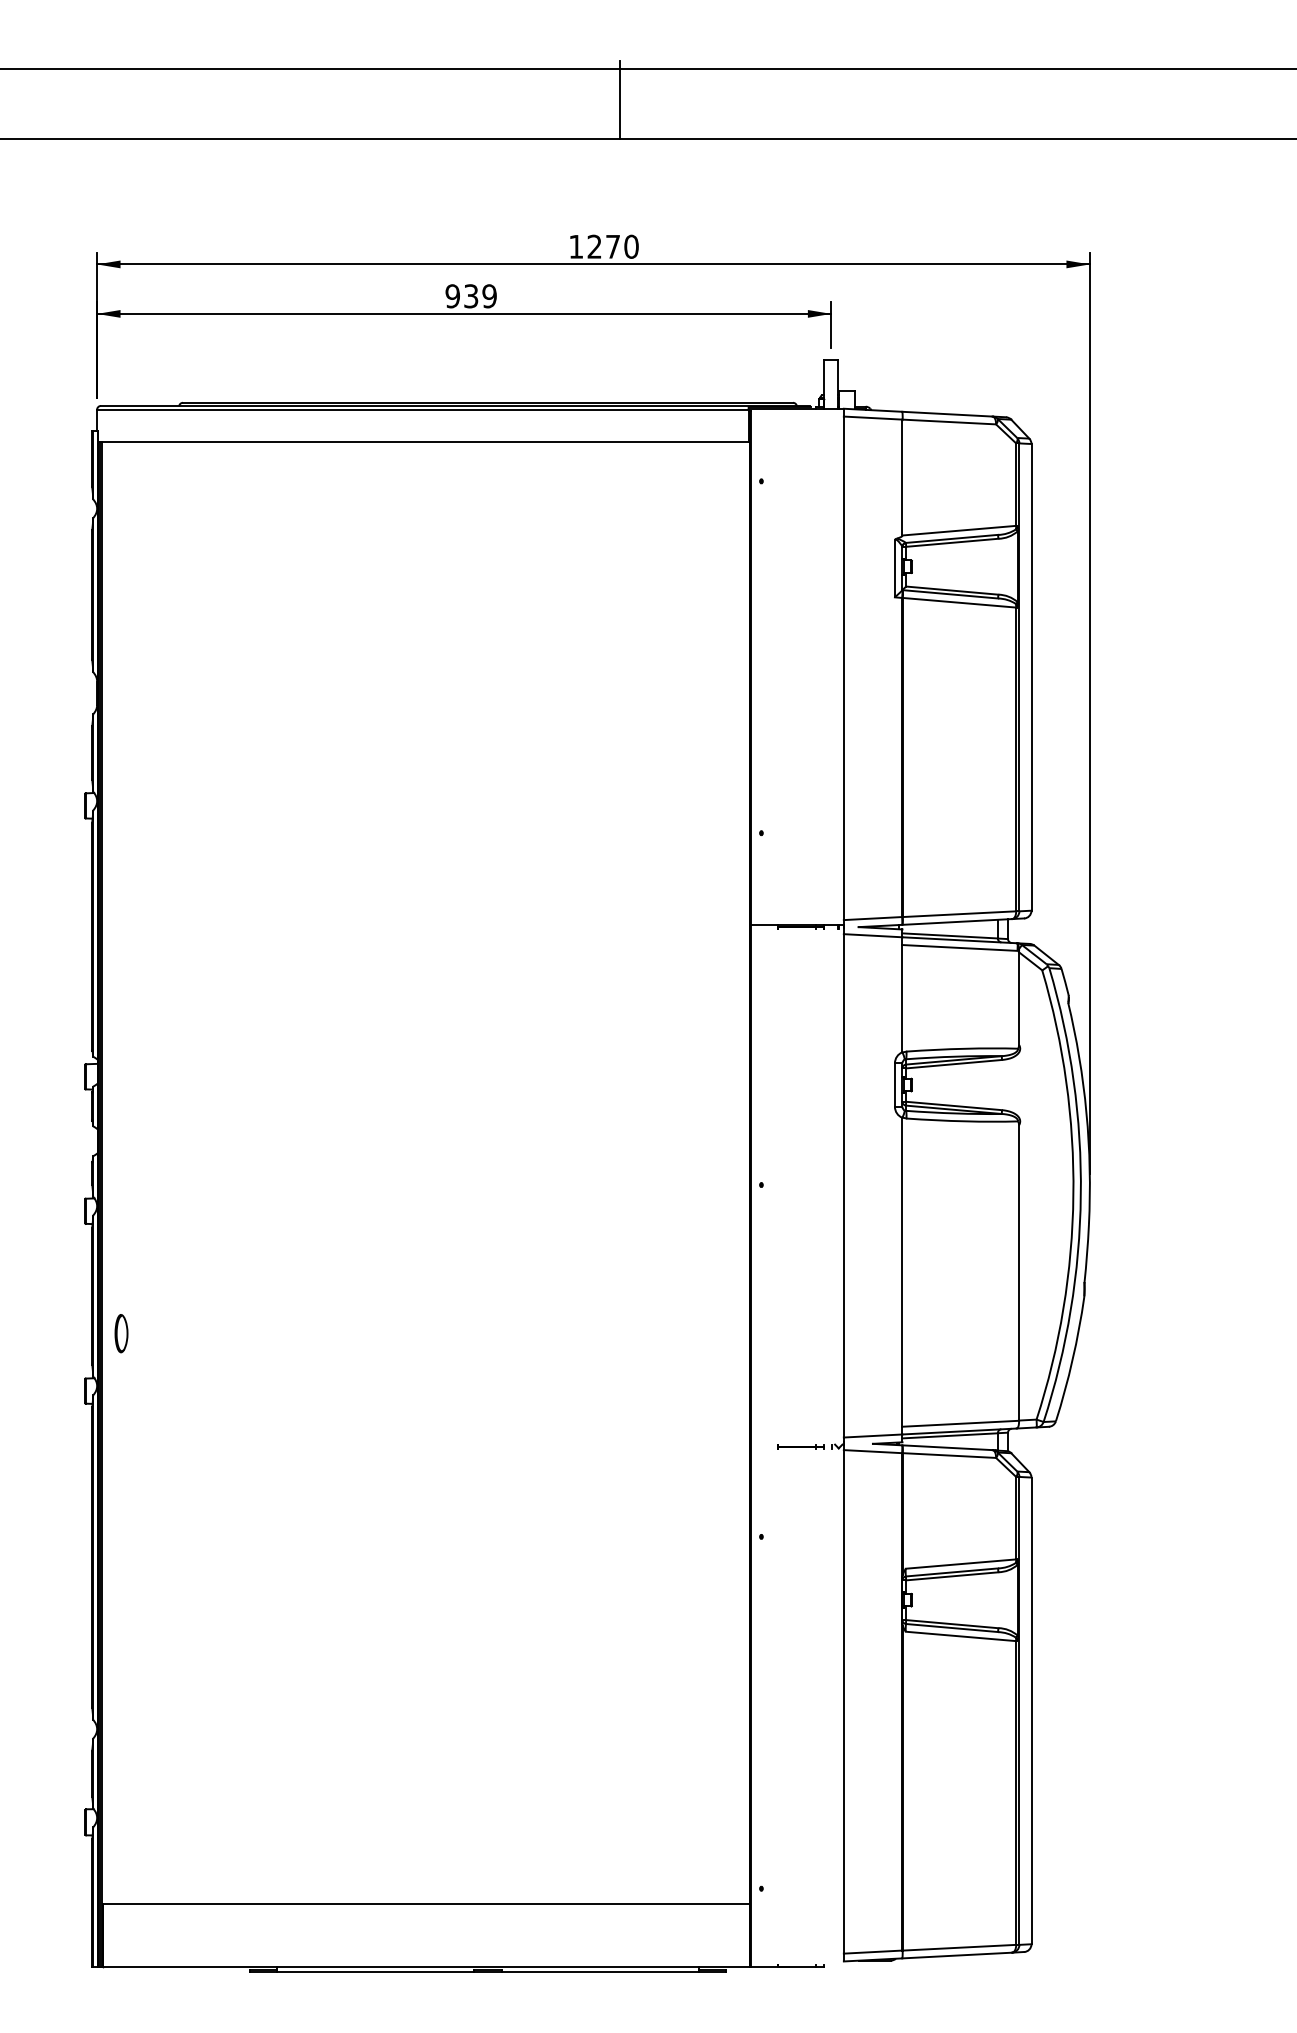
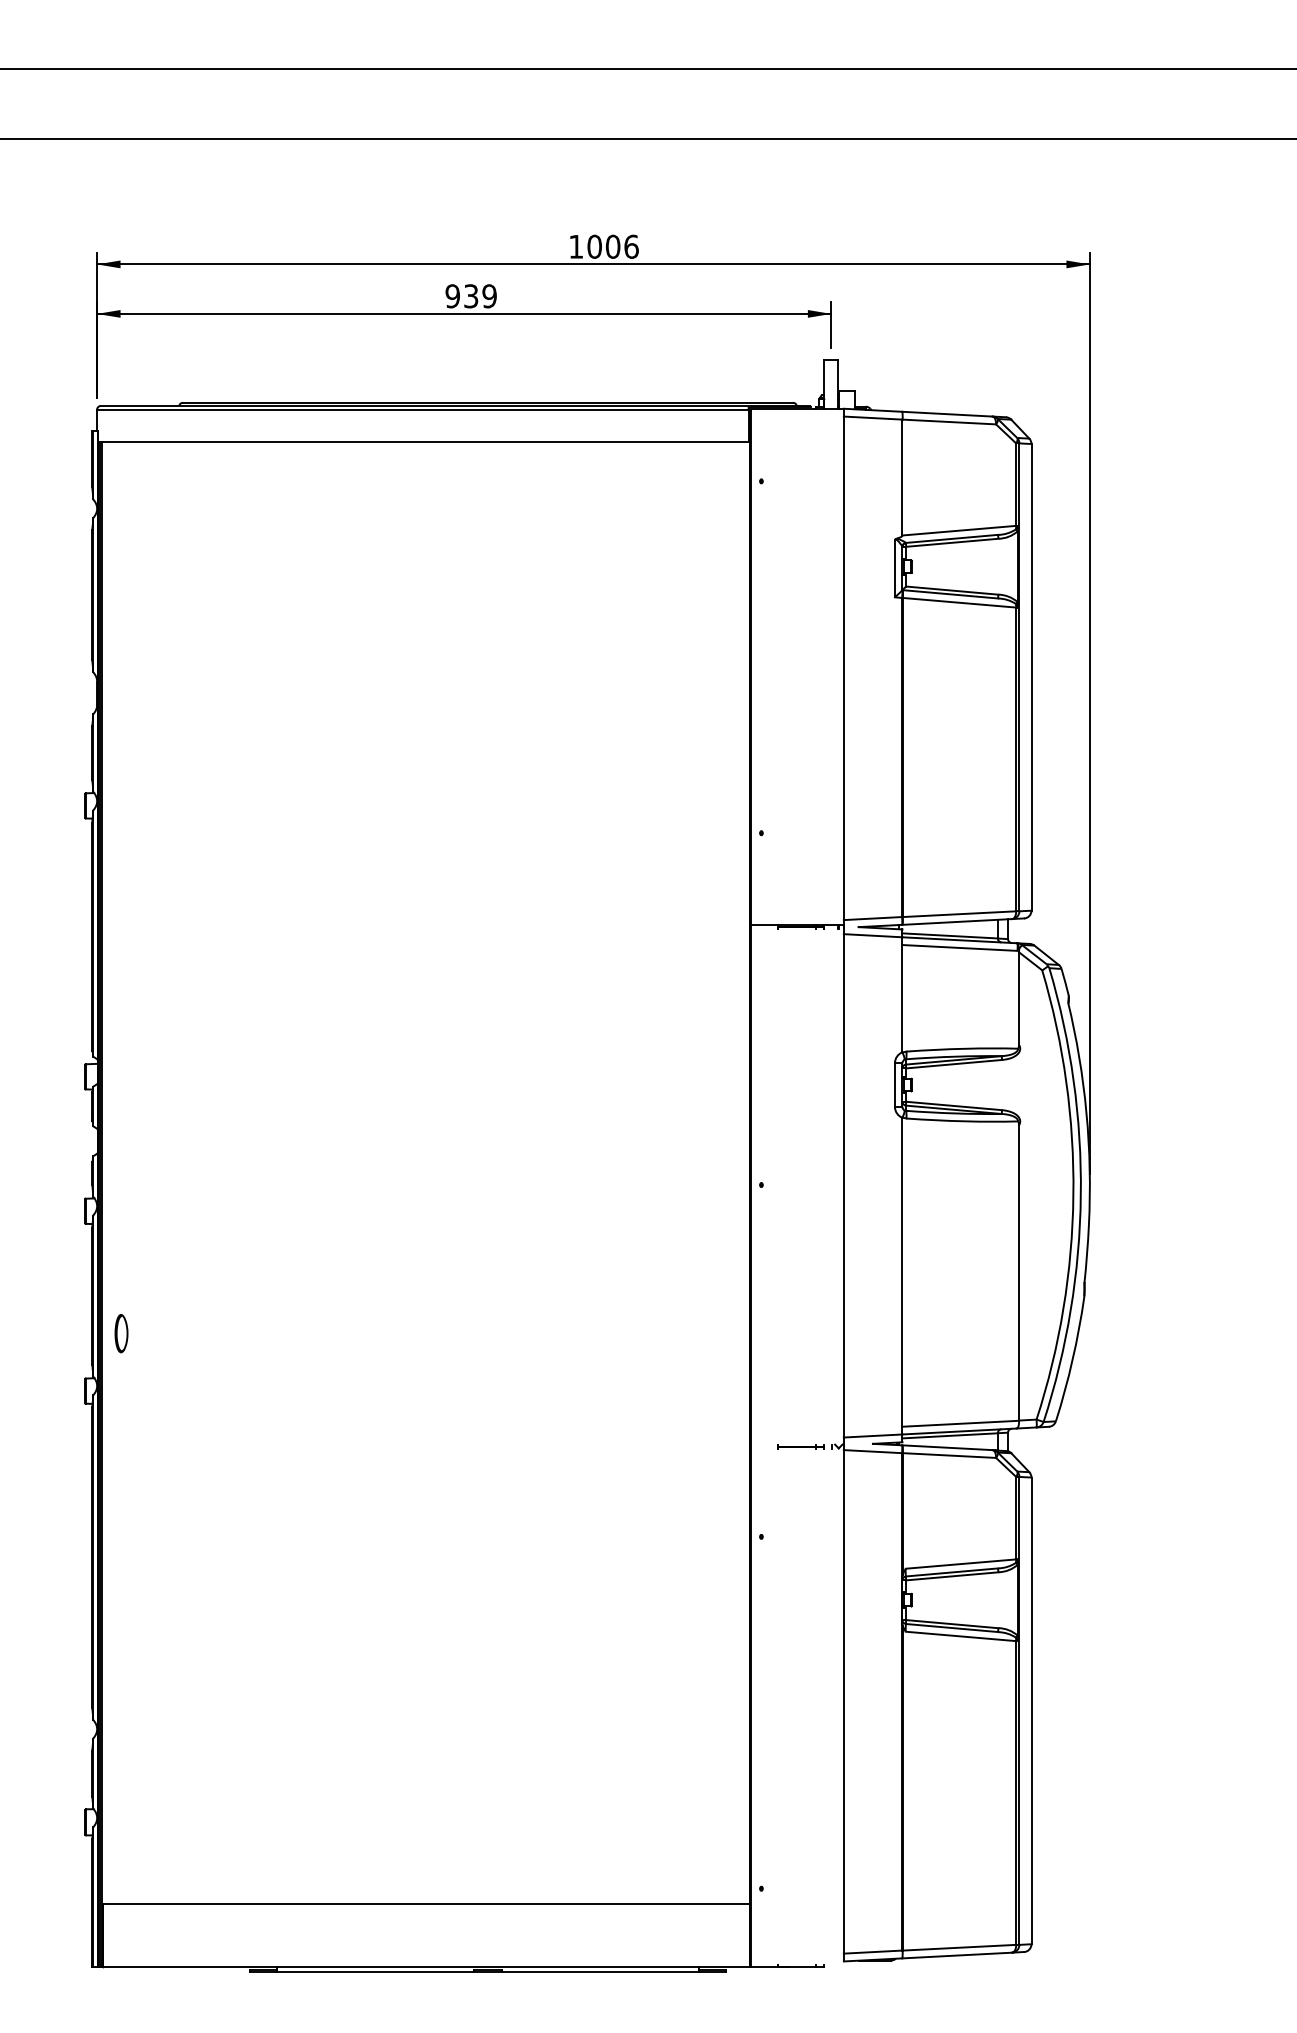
line: present -> none (620, 99)
text: 1270 -> 1006 (612, 246)
